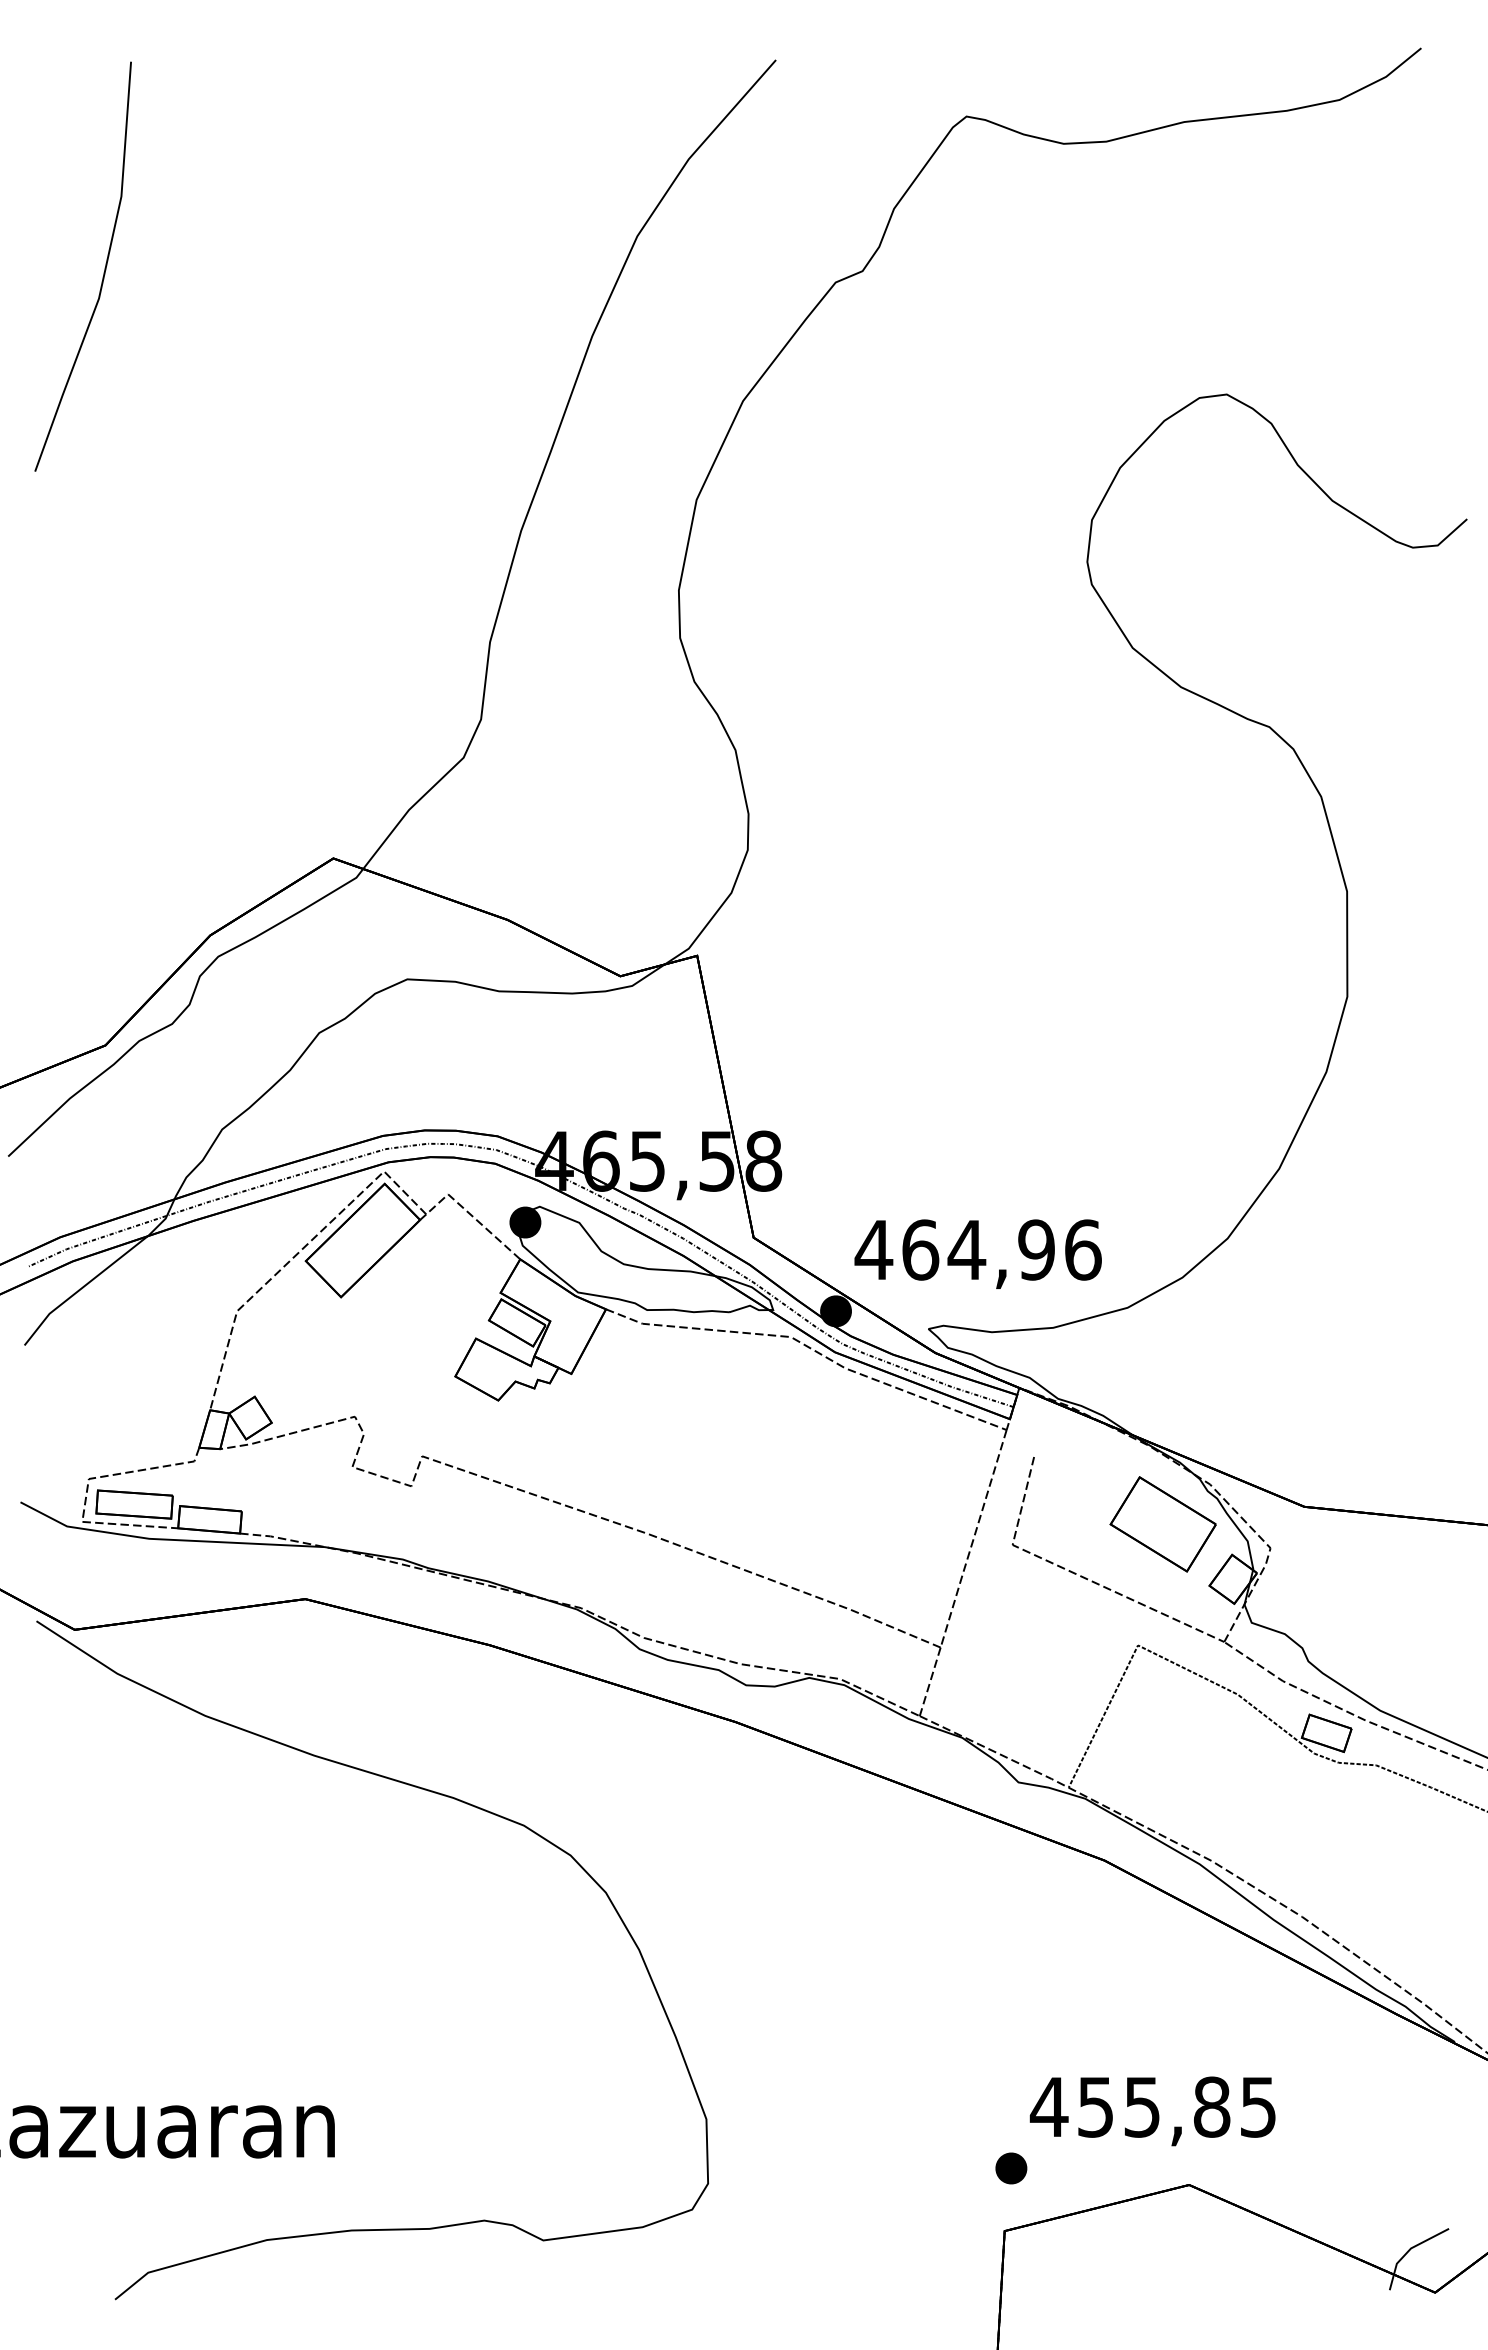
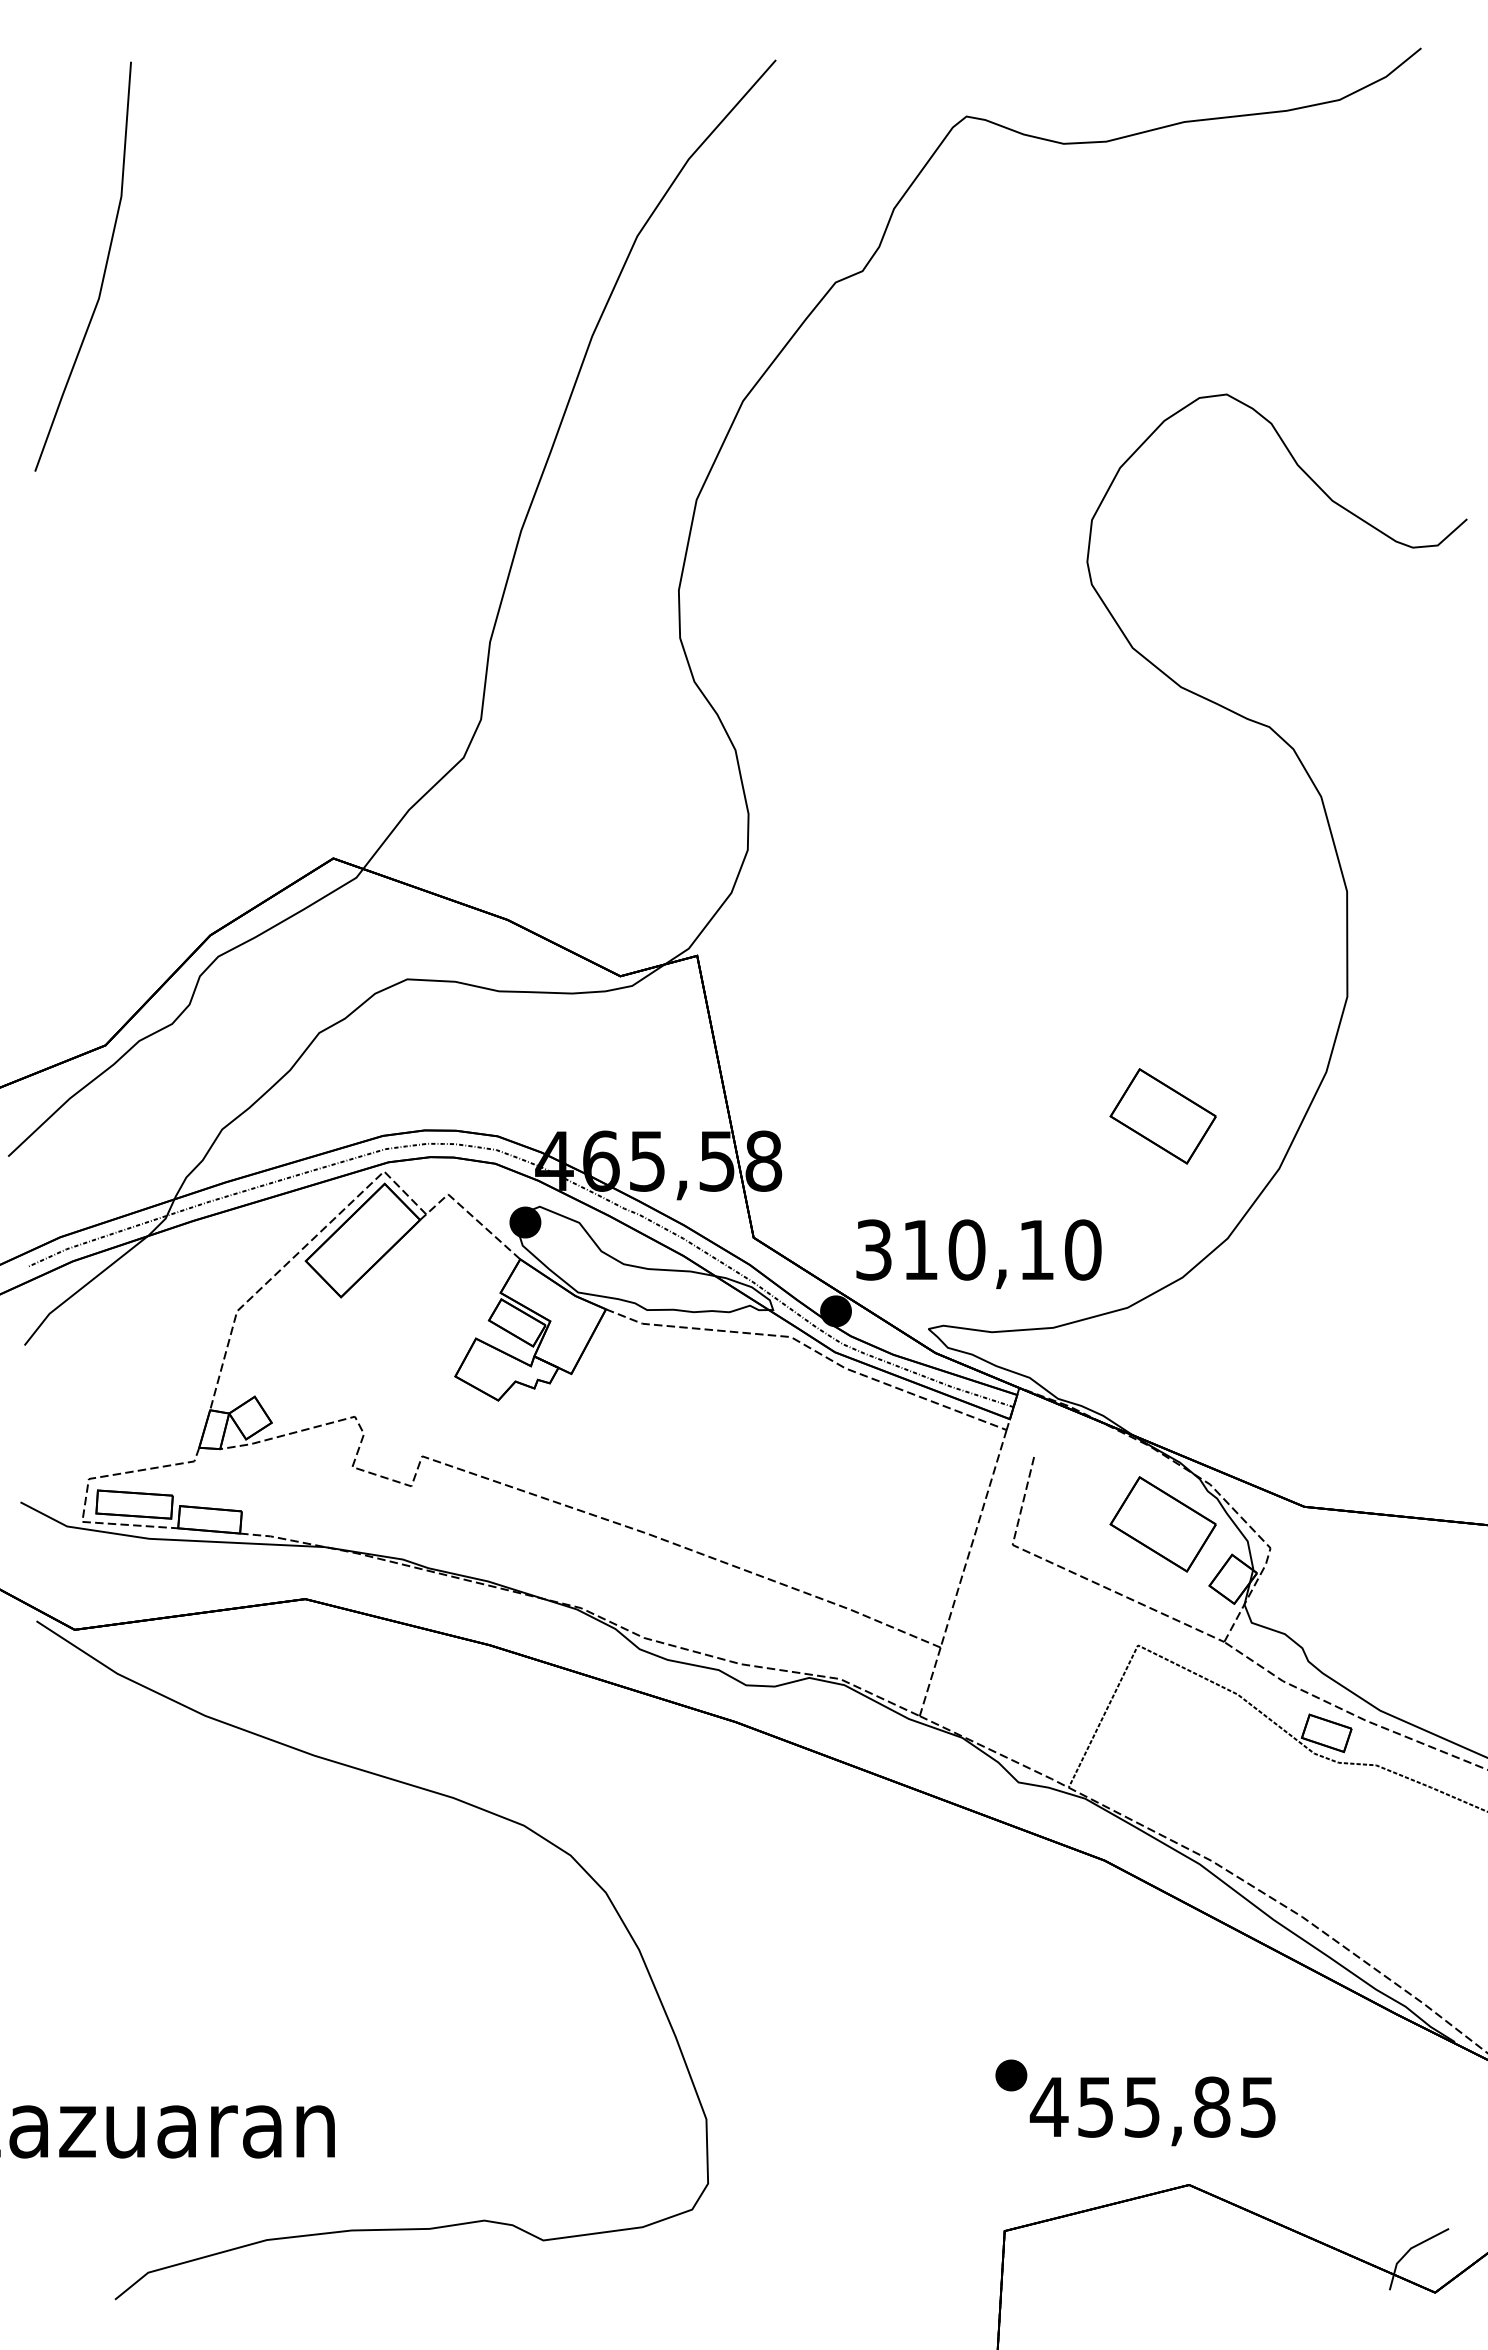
part: none -> present (1162, 1116)
text: 464,96 -> 310,10 (977, 1249)
part position: (1011, 2168) -> (1011, 2075) (1011, 2075)
